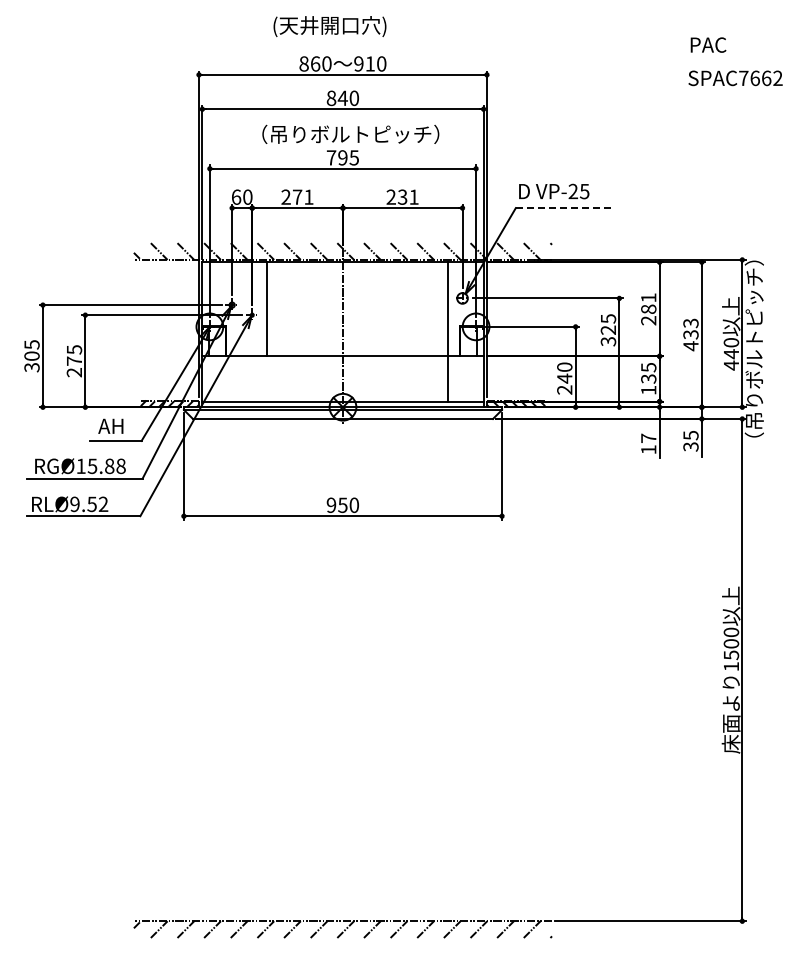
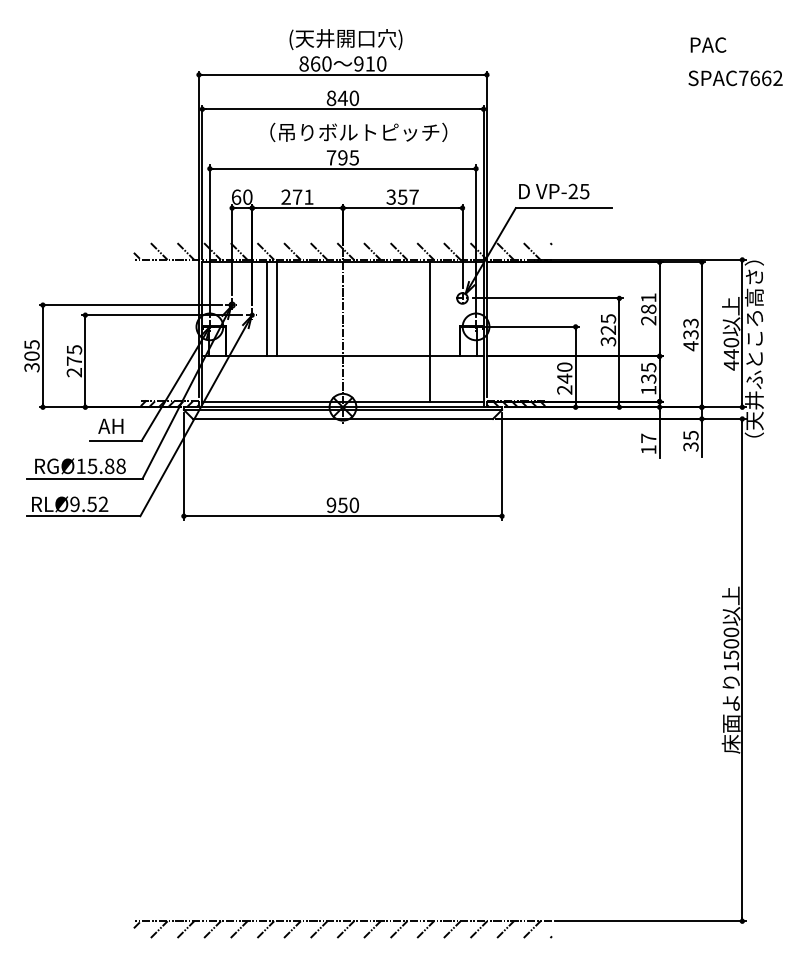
text position: (329, 26) -> (345, 39) (345, 39)
text position: (350, 133) -> (358, 131) (358, 131)
text: 231 -> 357 (402, 196)
line: dashed -> solid (564, 208)
line: none -> present (276, 309)
line position: (448, 331) -> (430, 331) (430, 331)
text: （吊りボルトピッチ） -> （天井ふところ高さ） (754, 349)
